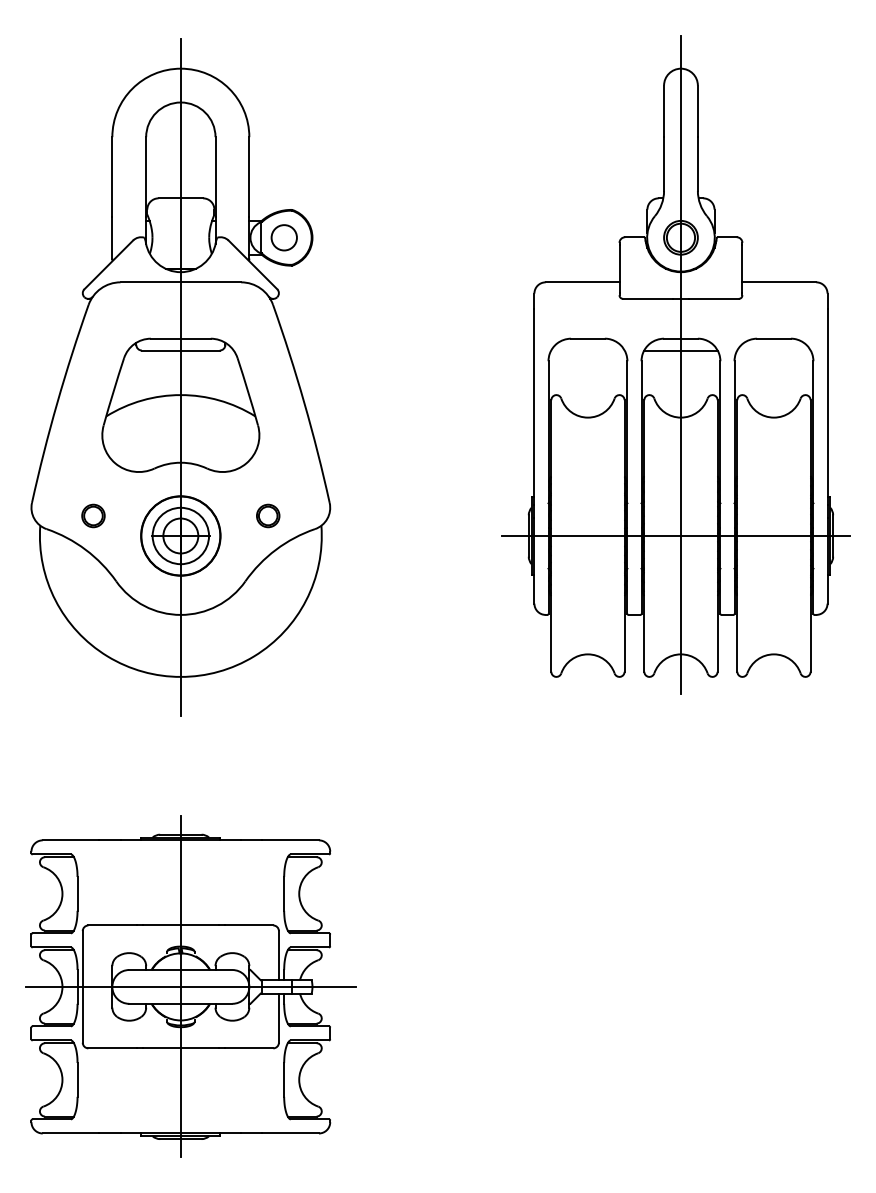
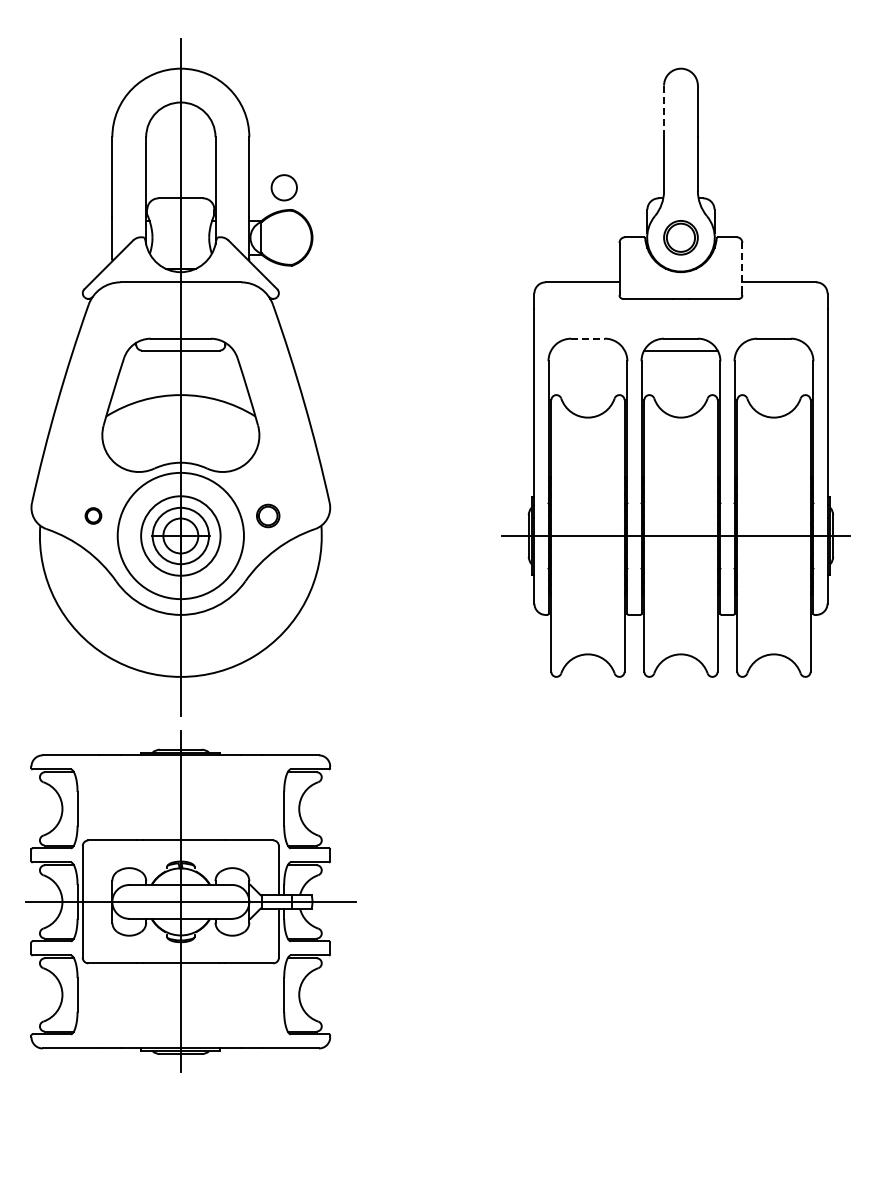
line: solid -> dashed (664, 111)
circle position: (283, 237) -> (283, 187) (283, 187)
line: solid -> dashed (742, 268)
line: solid -> dashed (587, 338)
line: present -> none (680, 364)
part size: 25x26 px -> 19x18 px (93, 515)
circle diameter: 79 px -> 126 px (180, 535)
part position: (190, 986) -> (190, 901) (190, 901)
